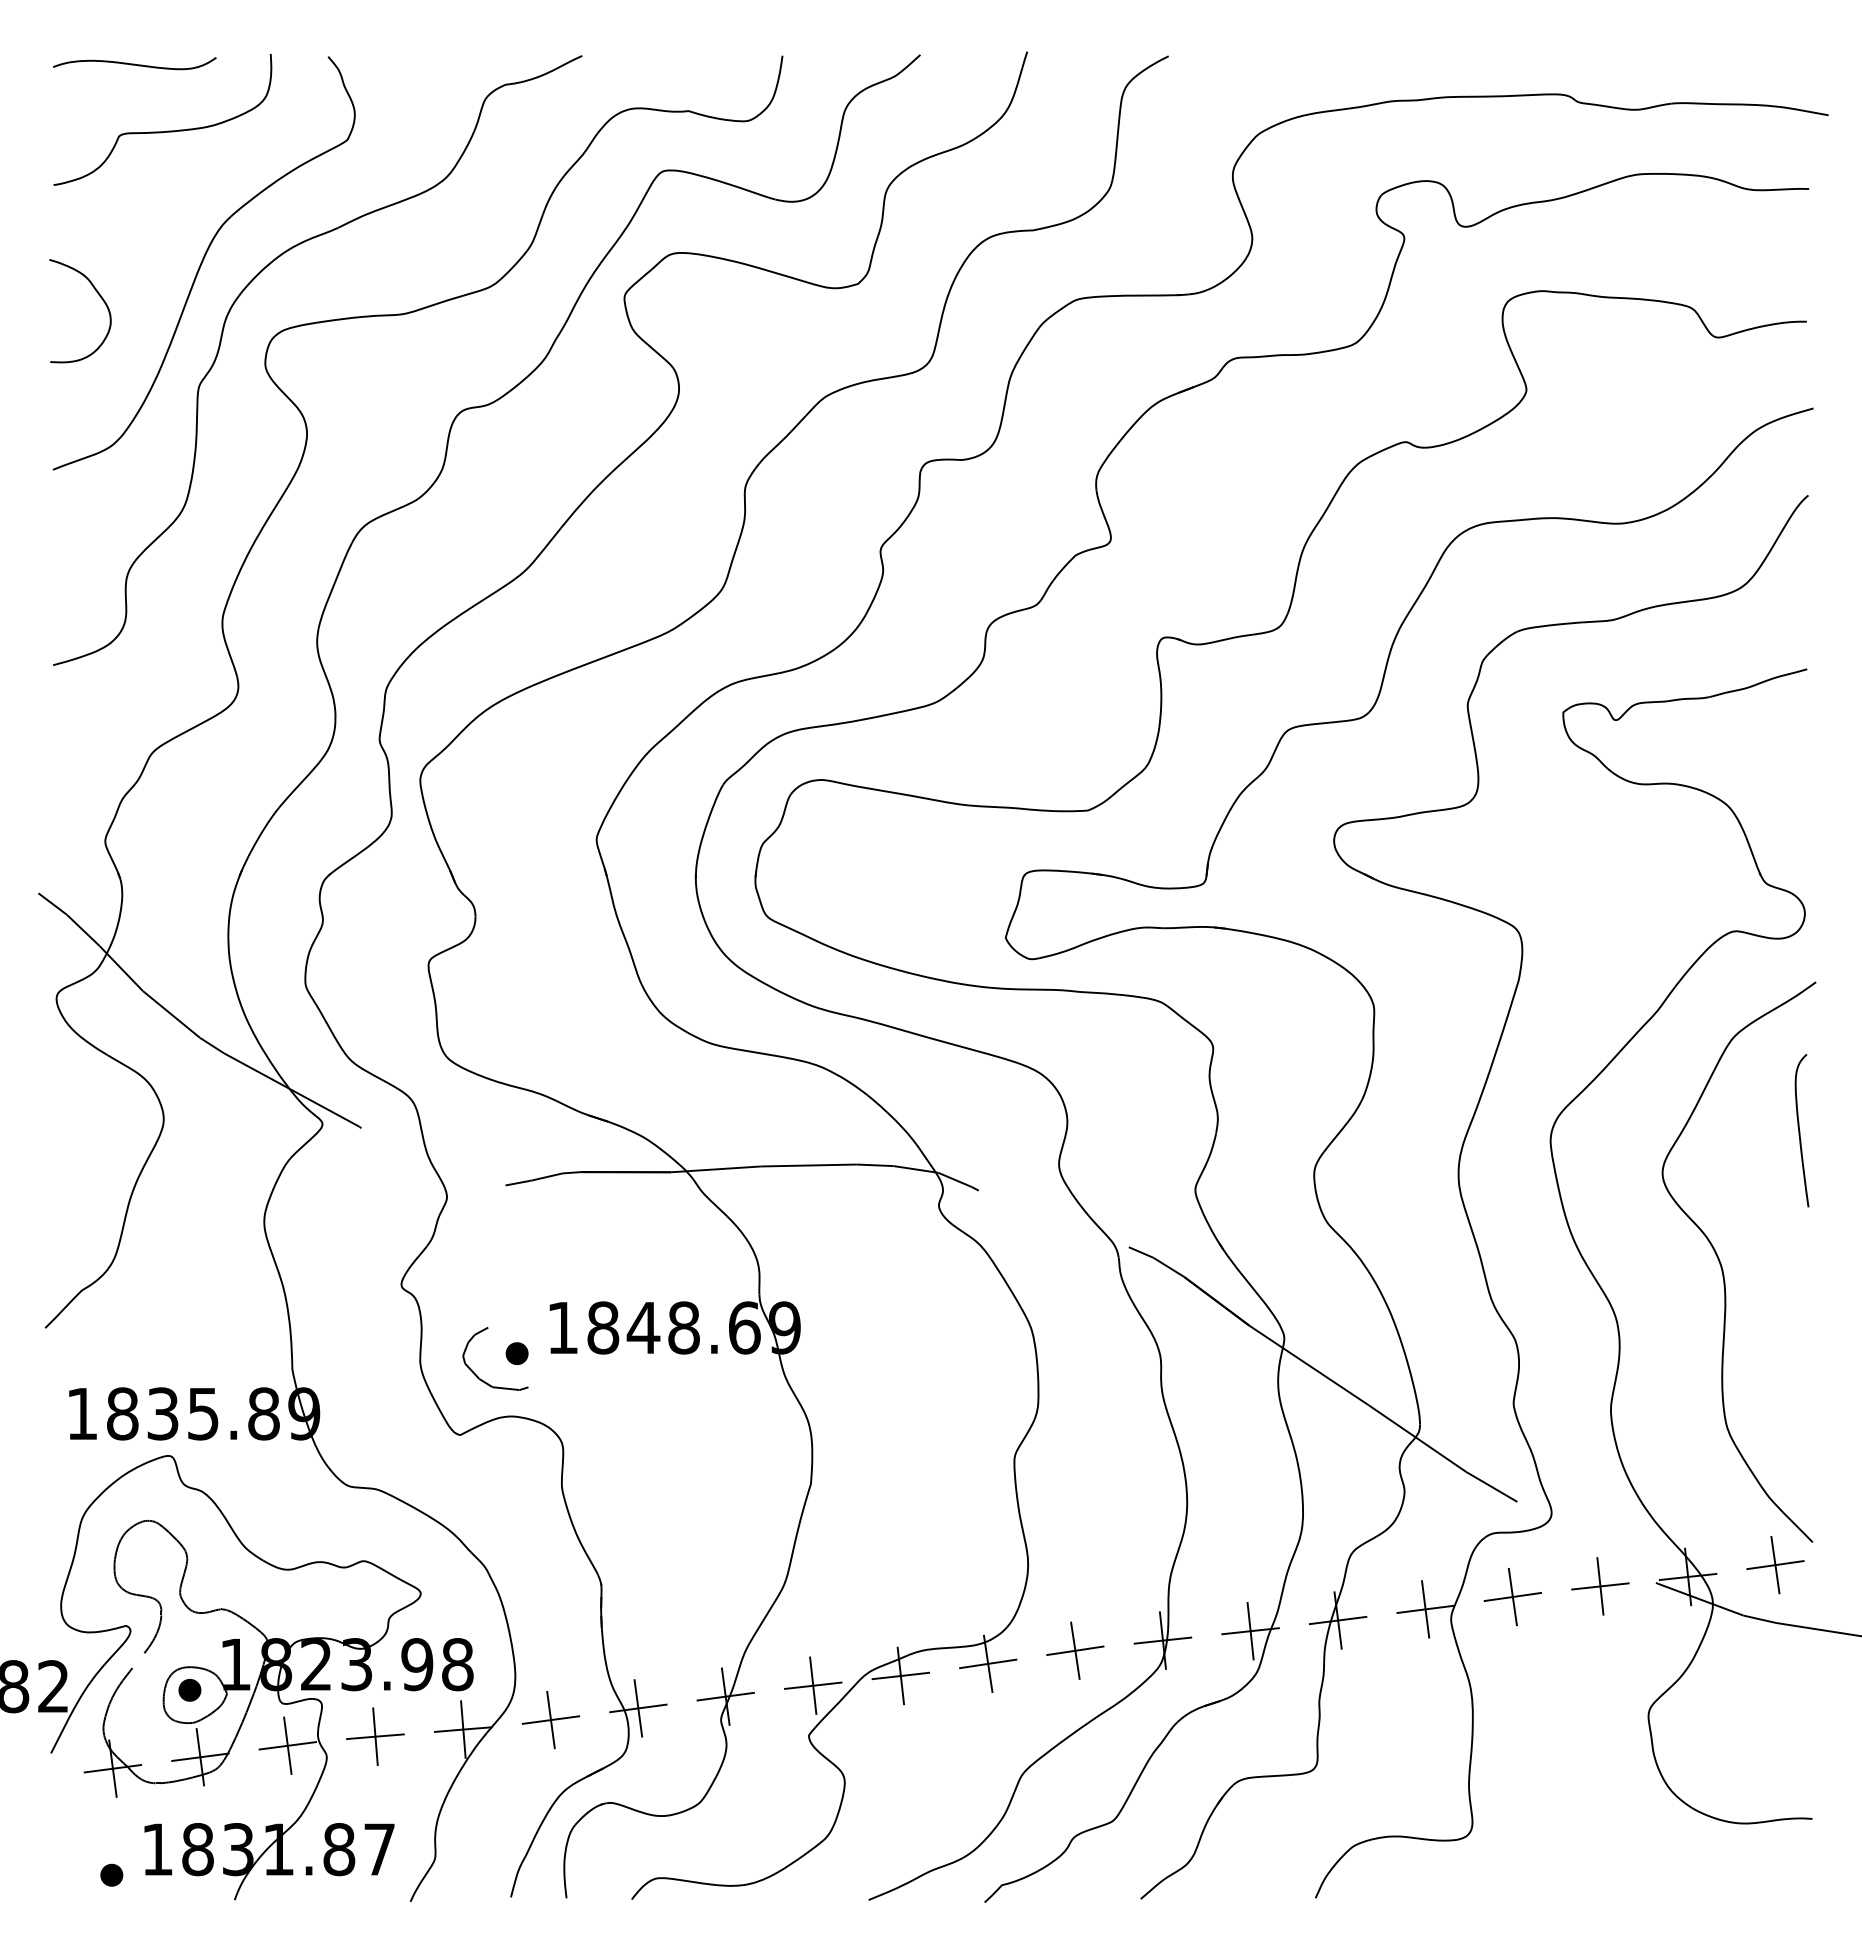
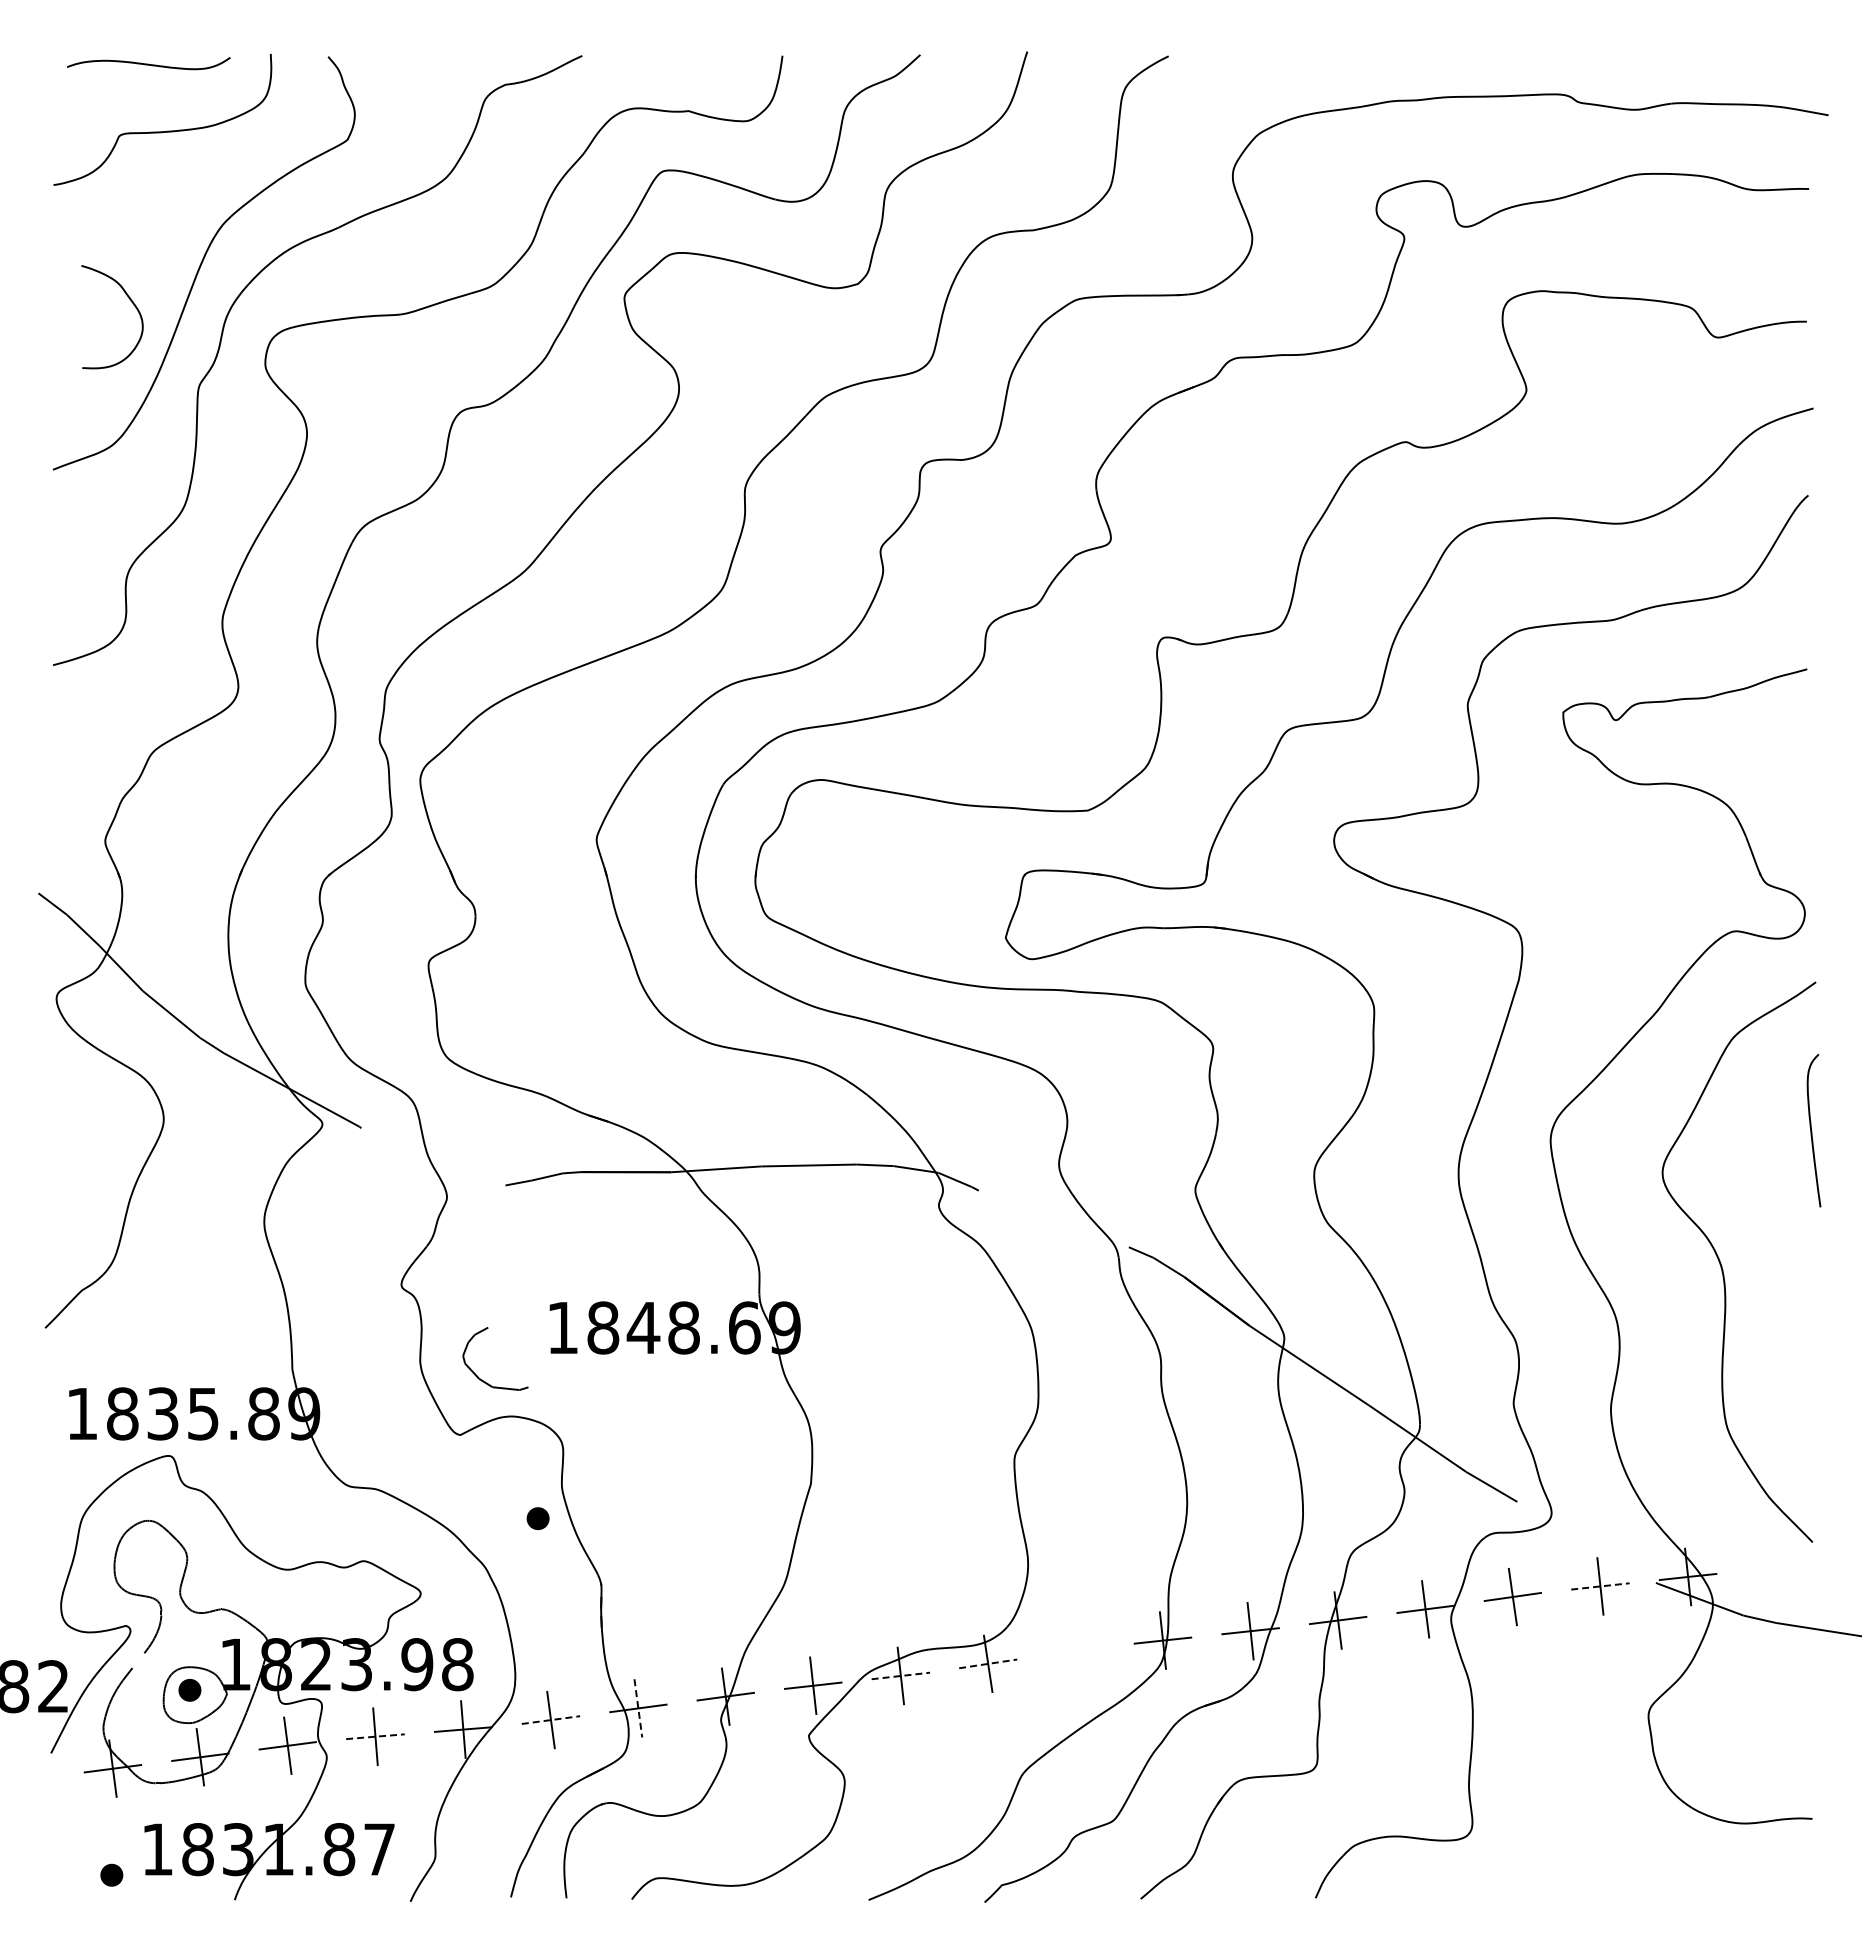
curve position: (134, 63) -> (148, 63) (148, 63)
curve position: (98, 295) -> (130, 301) (130, 301)
curve position: (1800, 1130) -> (1812, 1130) (1812, 1130)
part position: (516, 1353) -> (537, 1518) (537, 1518)
part: present -> none (1775, 1565)
line: solid -> dashed (1600, 1586)
part: present -> none (1075, 1650)
line: solid -> dashed (988, 1663)
line: solid -> dashed (900, 1676)
line: solid -> dashed (638, 1708)
line: solid -> dashed (551, 1720)
line: solid -> dashed (375, 1736)
